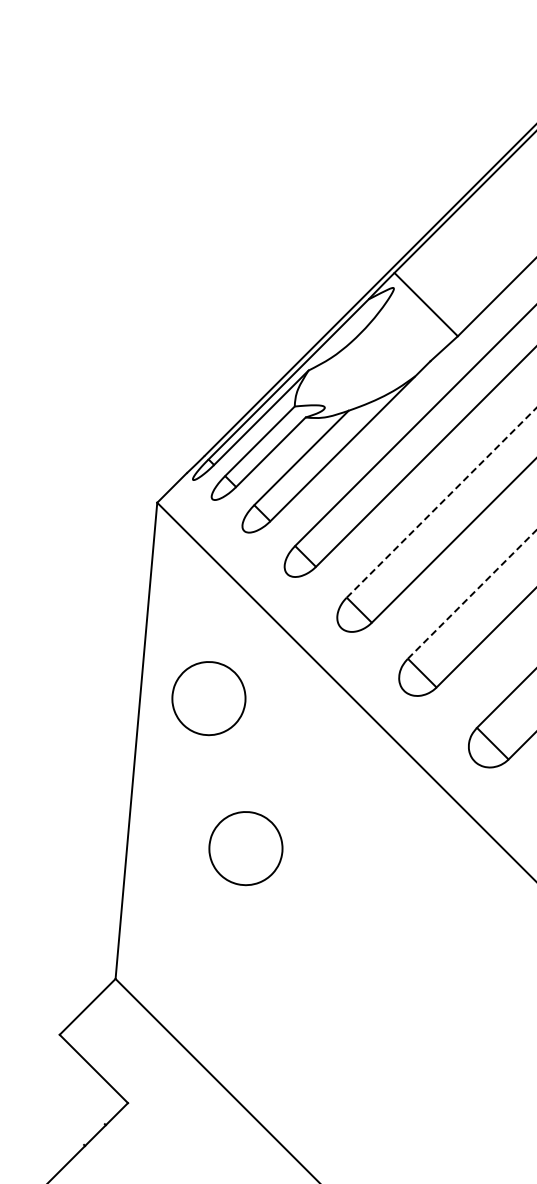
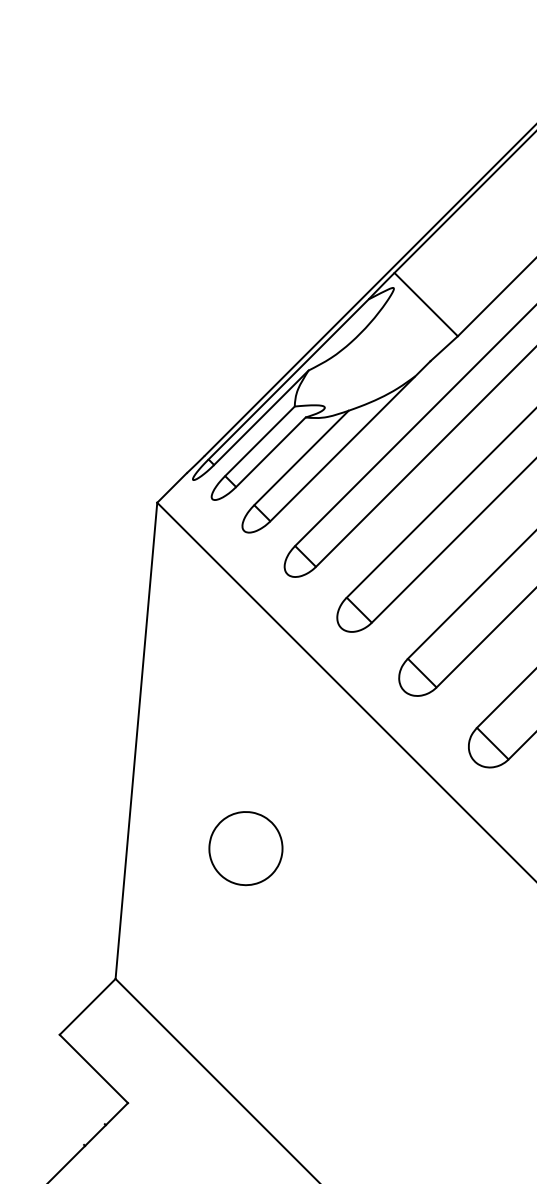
line: dashed -> solid (442, 502)
line: dashed -> solid (472, 594)
part: present -> none (208, 698)
